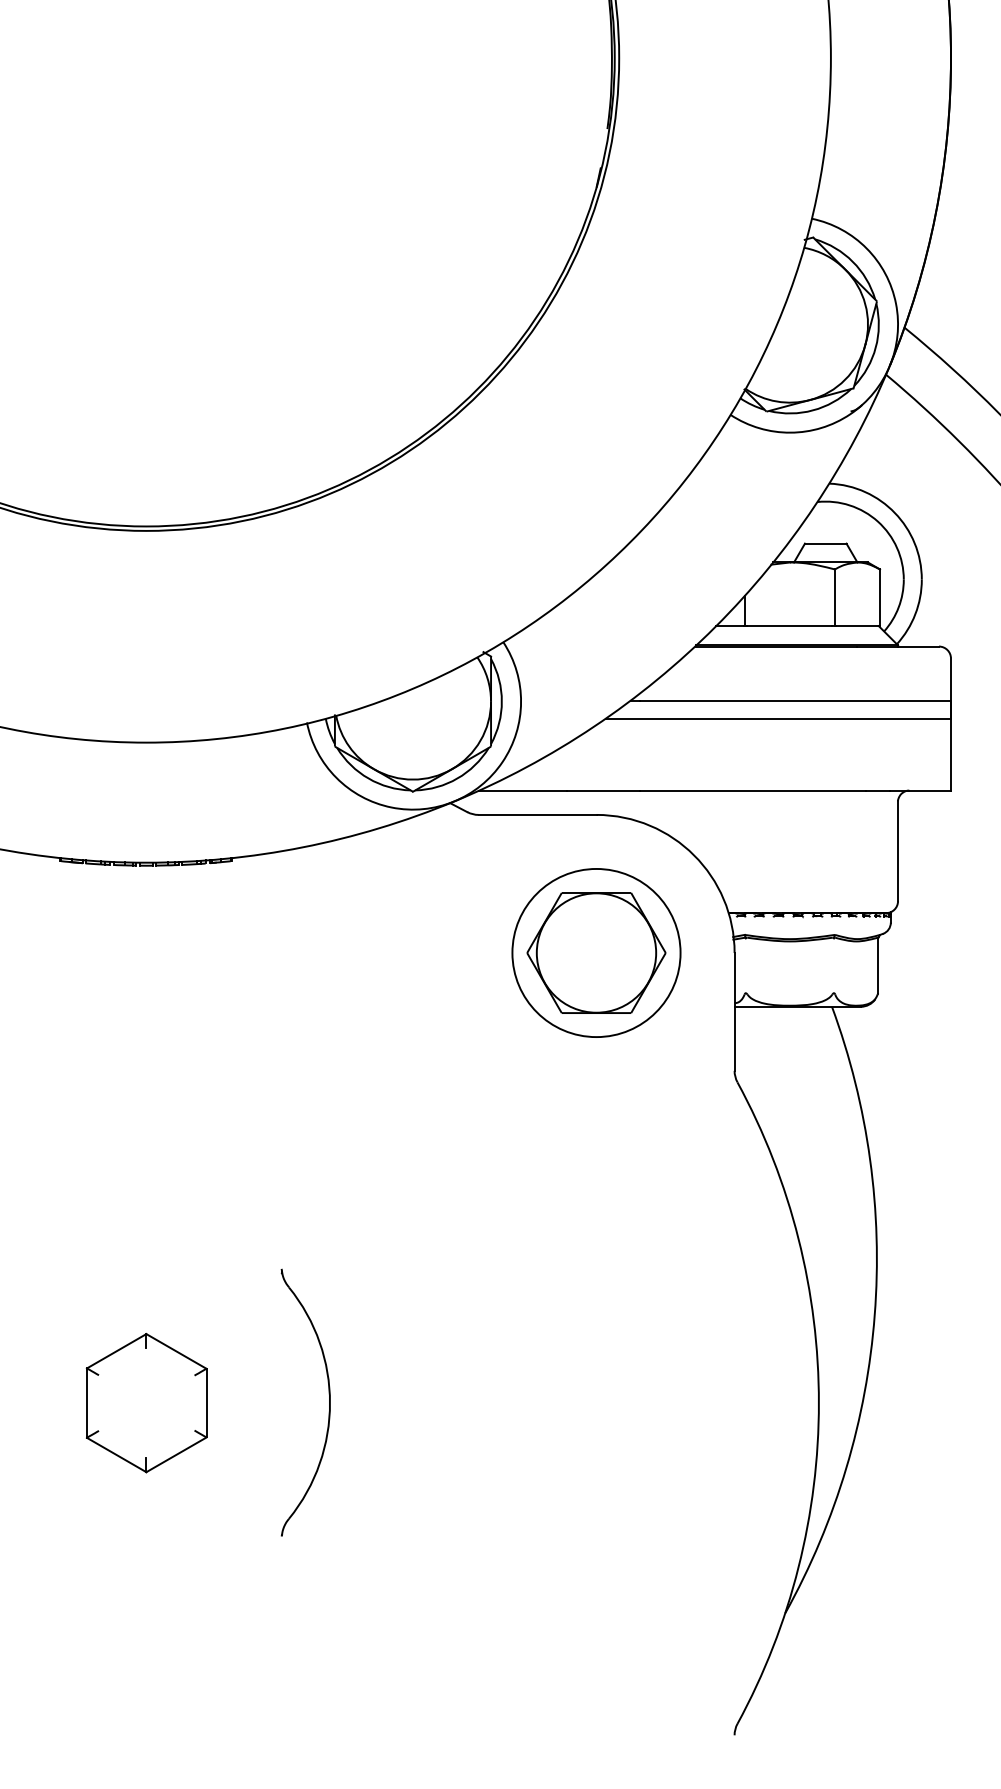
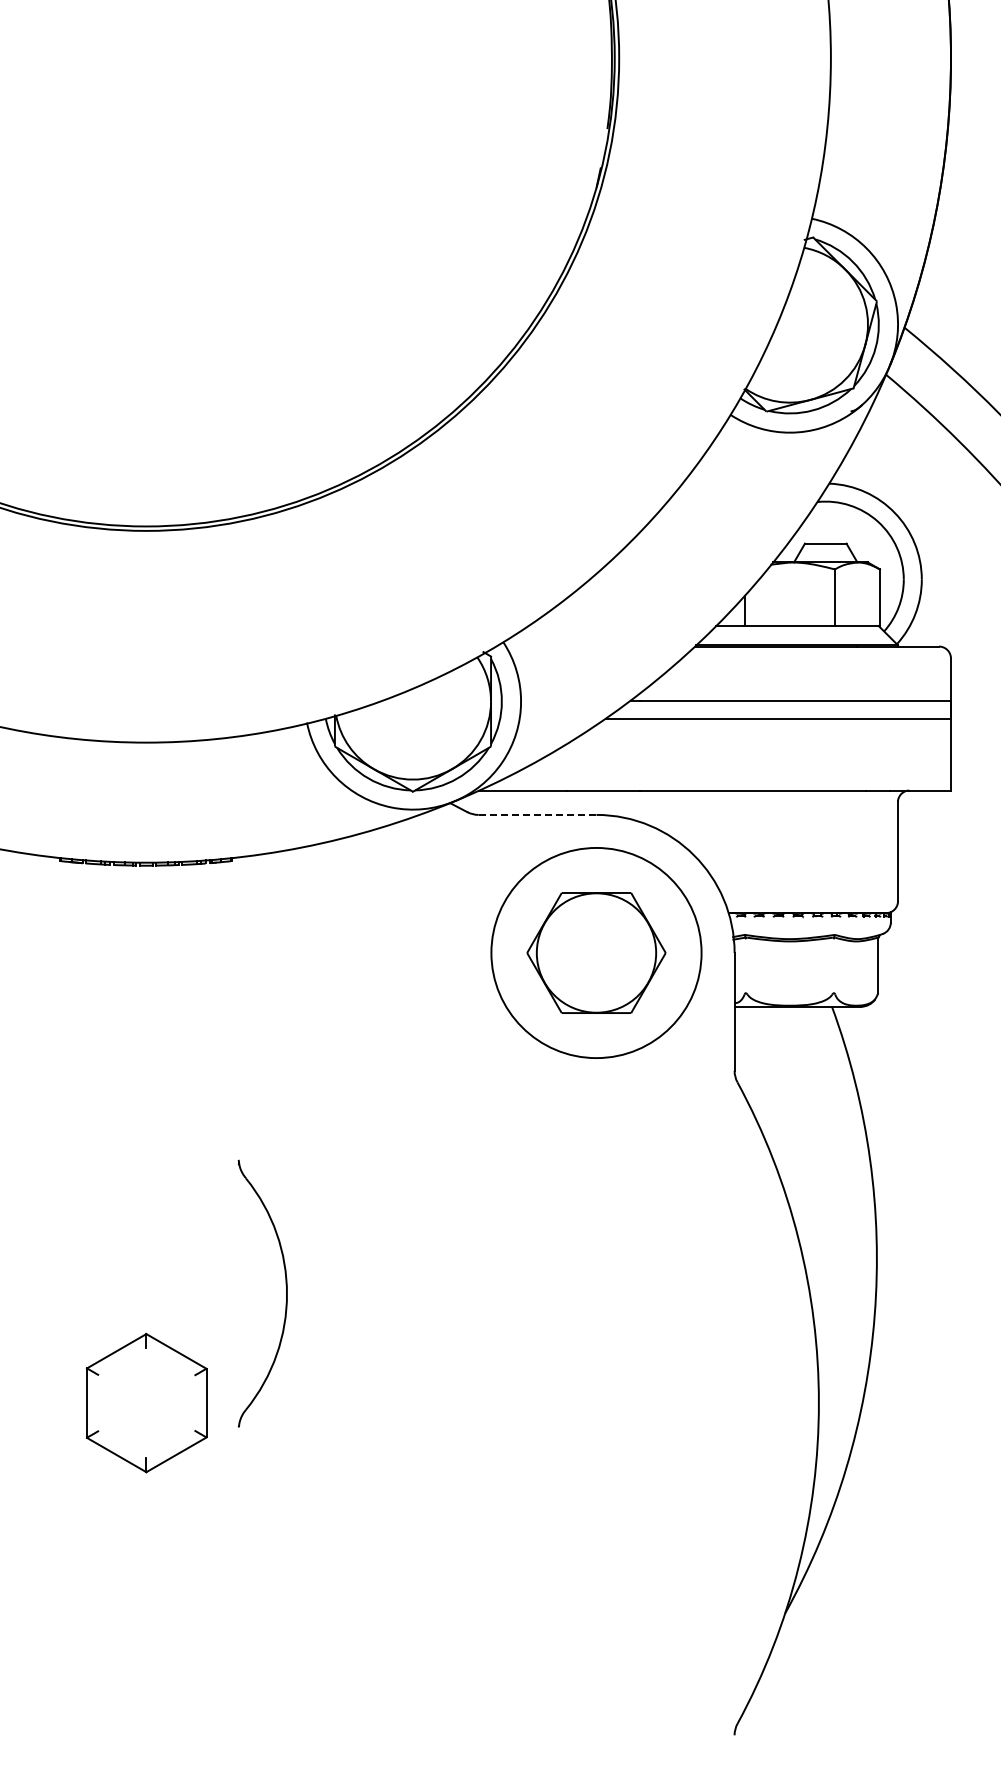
line: solid -> dashed (537, 814)
circle diameter: 168 px -> 210 px (596, 952)
part position: (329, 1402) -> (286, 1293) (286, 1293)
